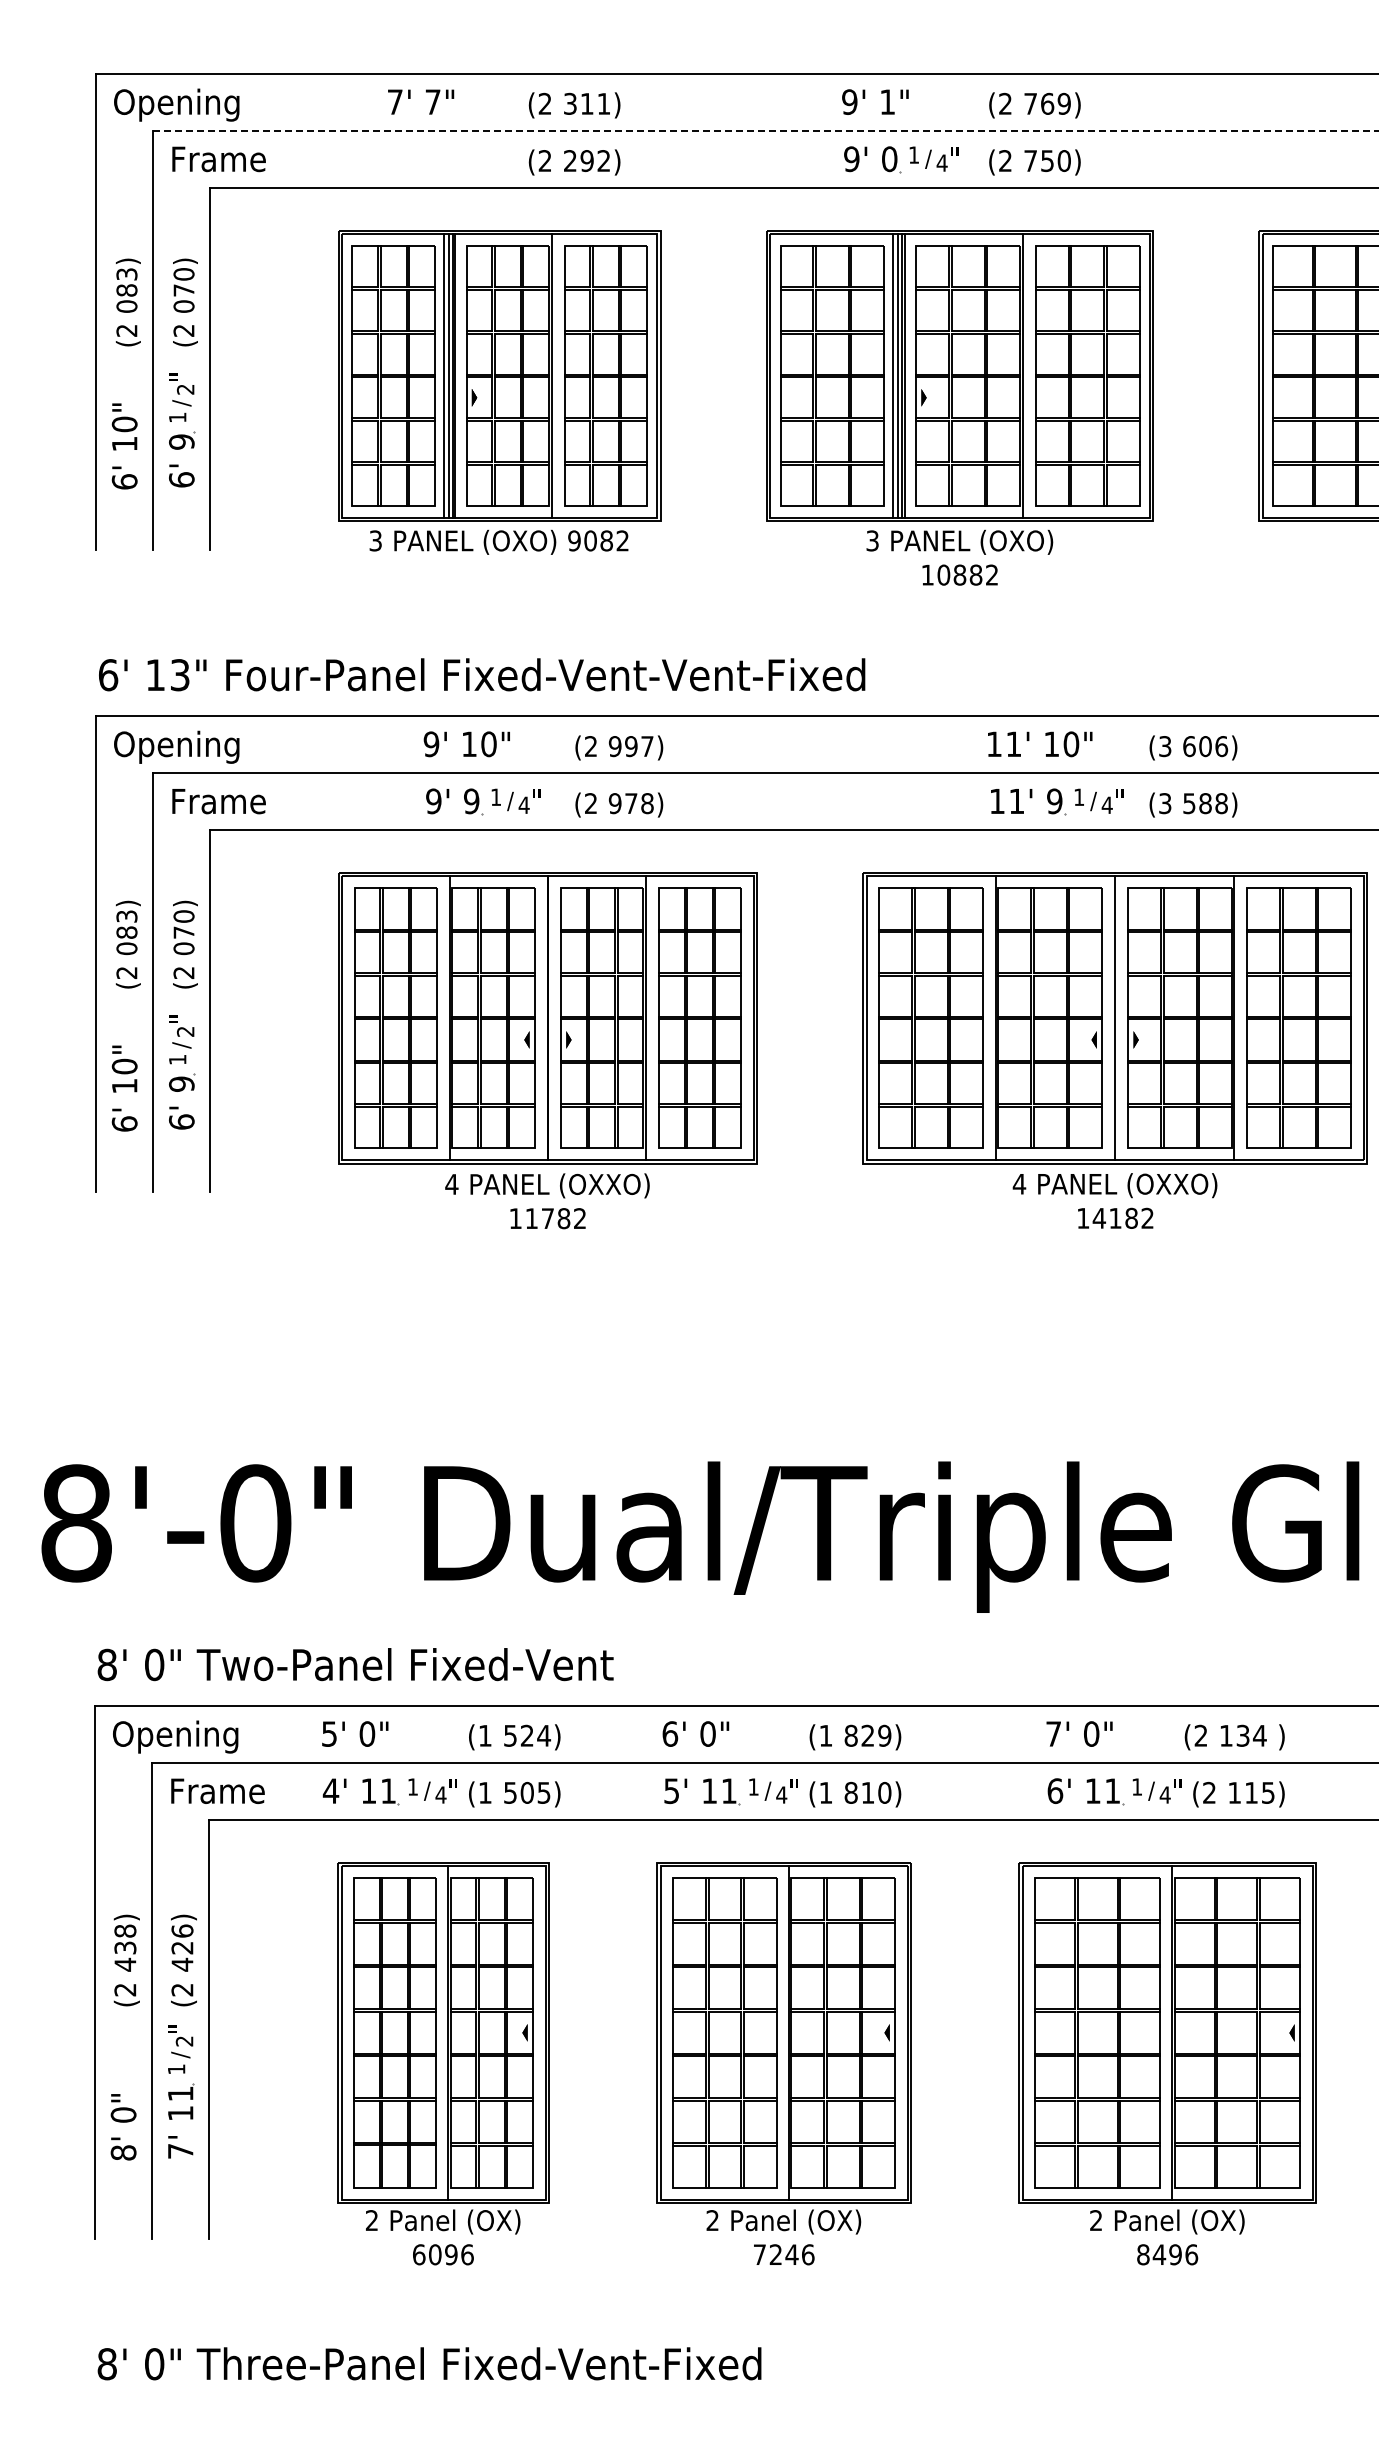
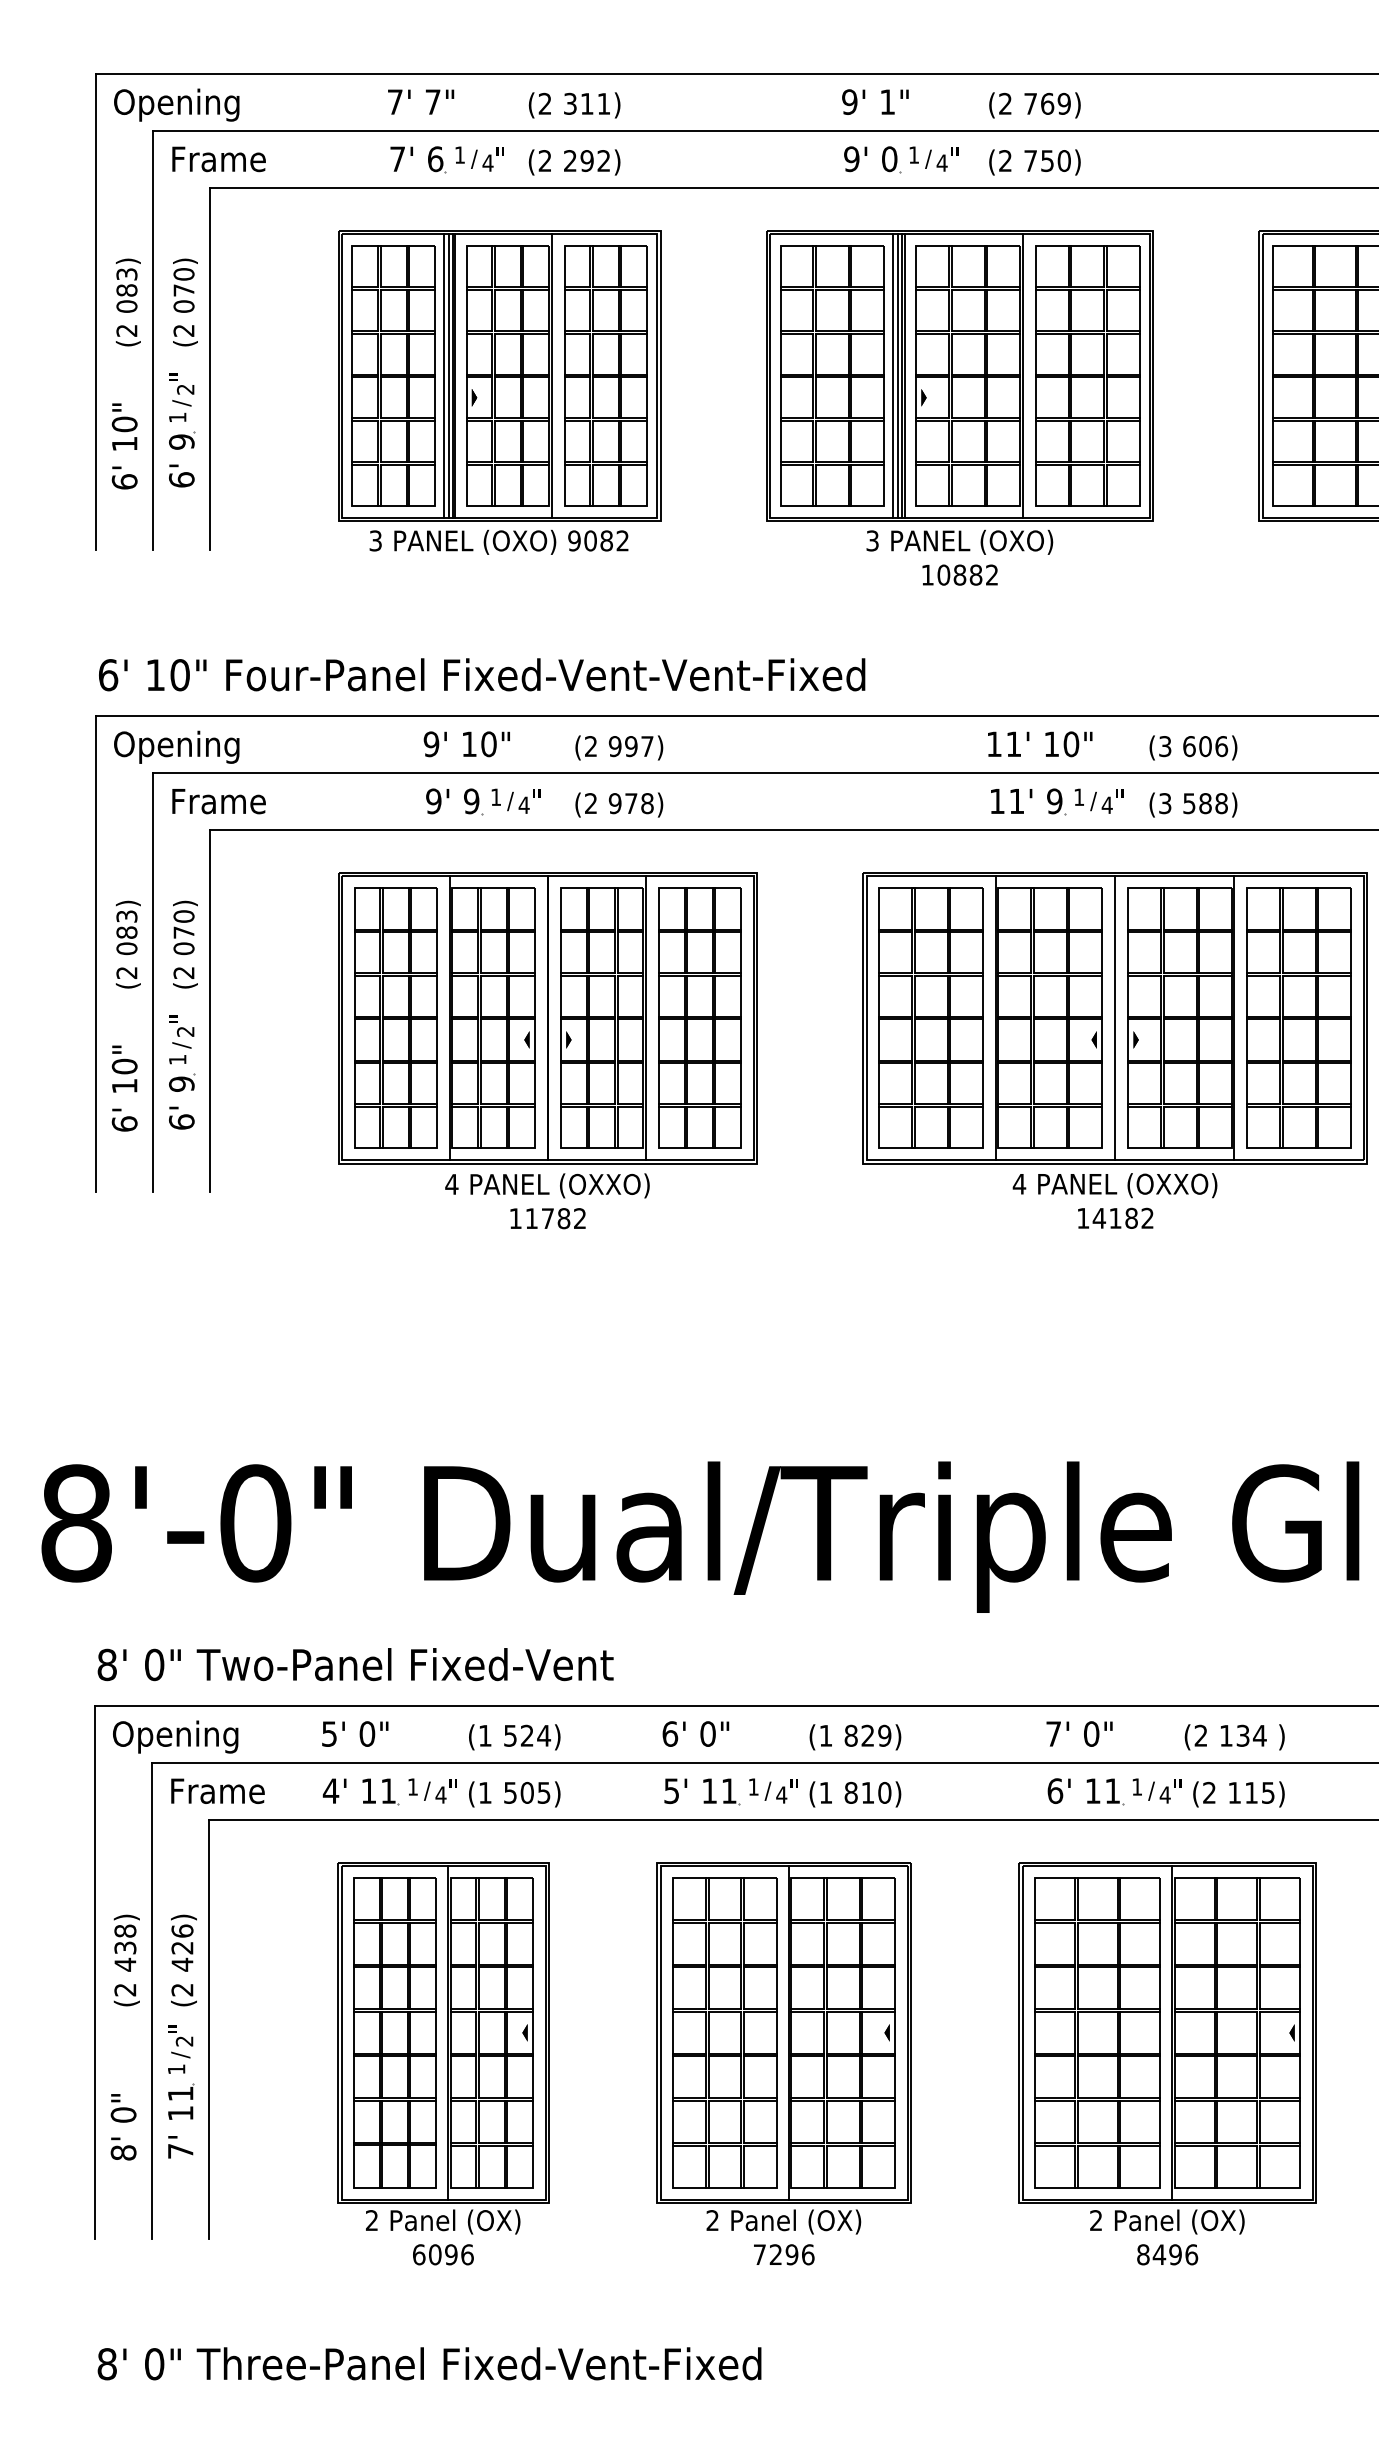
line: dashed -> solid (766, 130)
part: none -> present (446, 159)
text: 13" -> 10" (179, 675)
text: 7246 -> 7296 (791, 2254)
